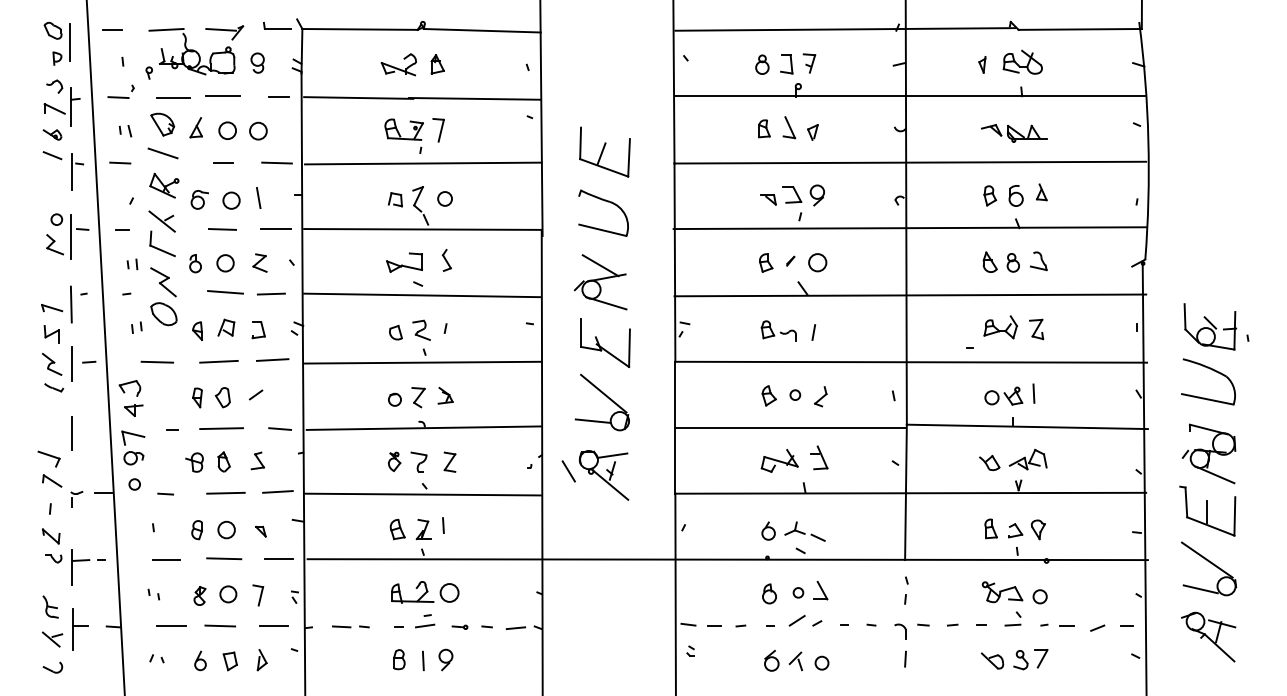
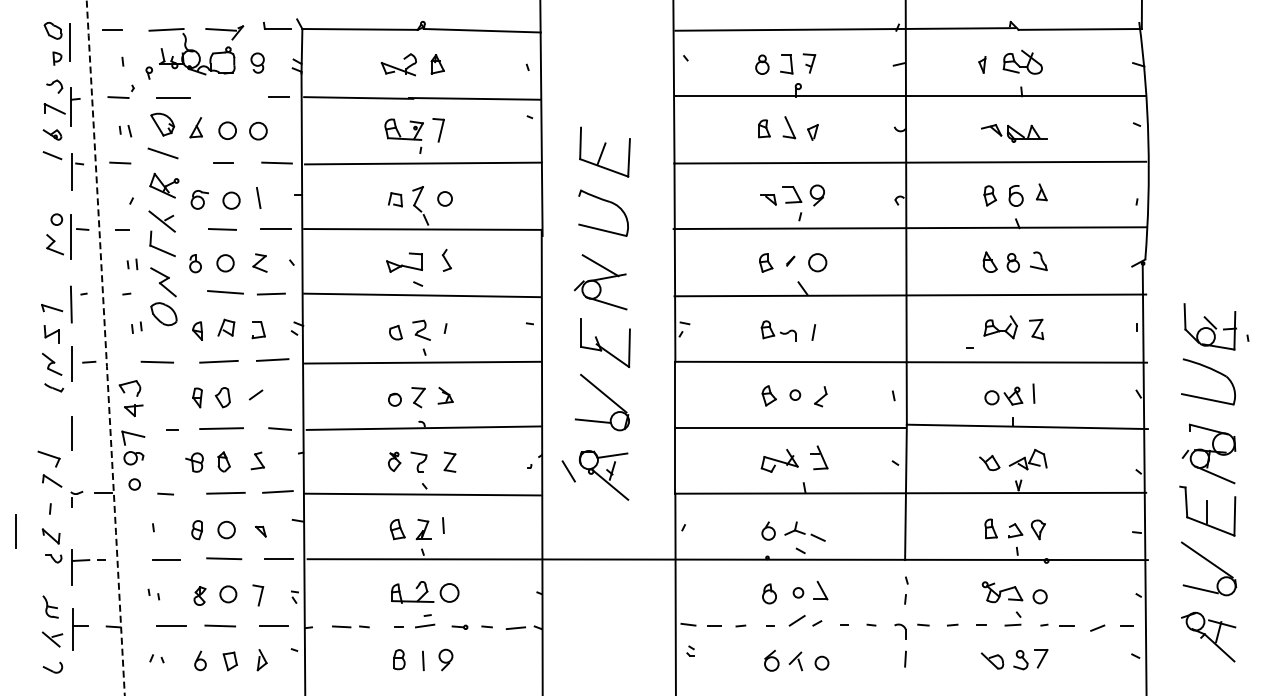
line: present -> none (222, 96)
arc: solid -> dashed (105, 347)
line: none -> present (15, 531)
